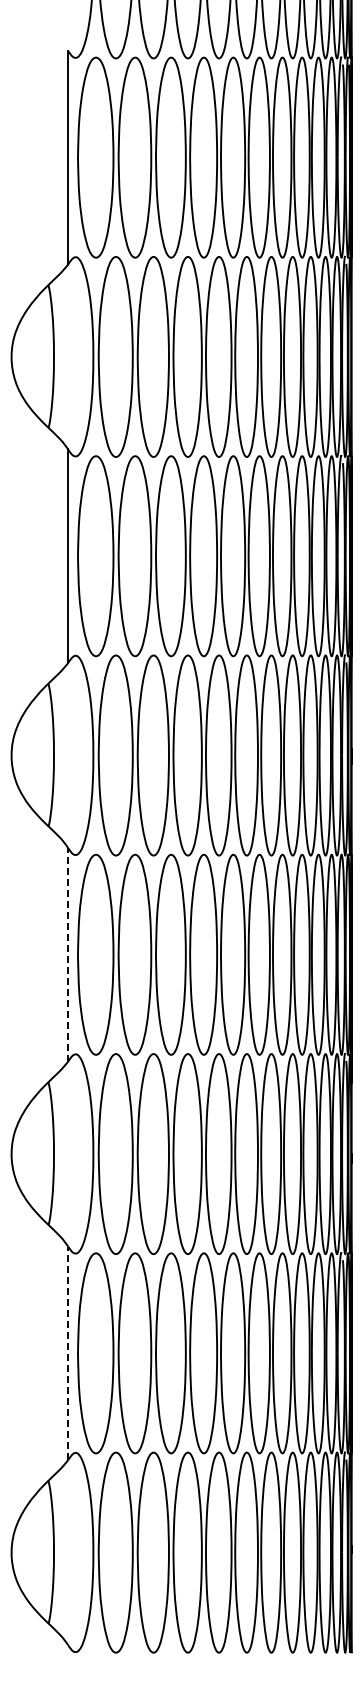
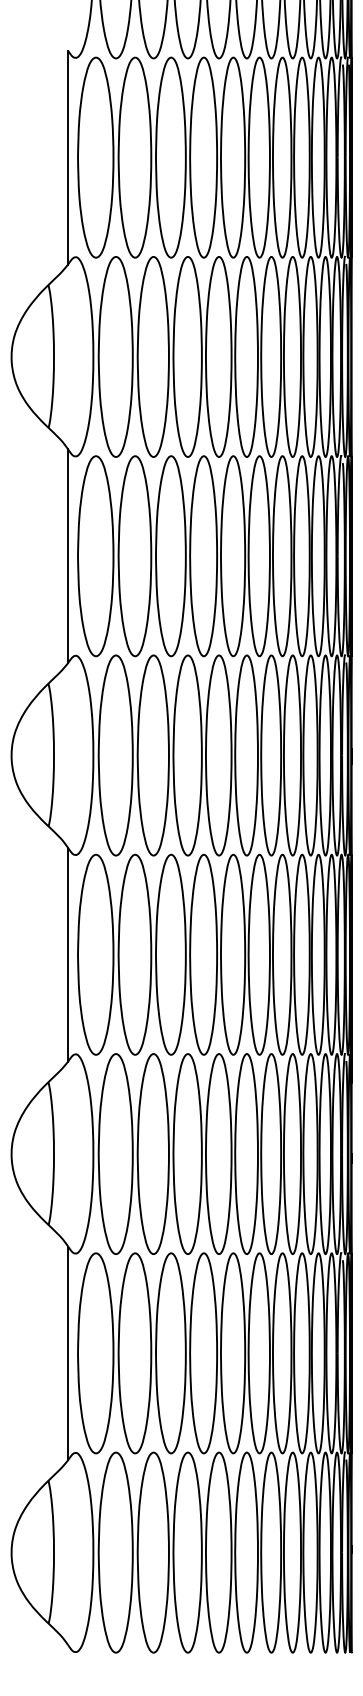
line: dashed -> solid (68, 954)
line: dashed -> solid (68, 1353)
